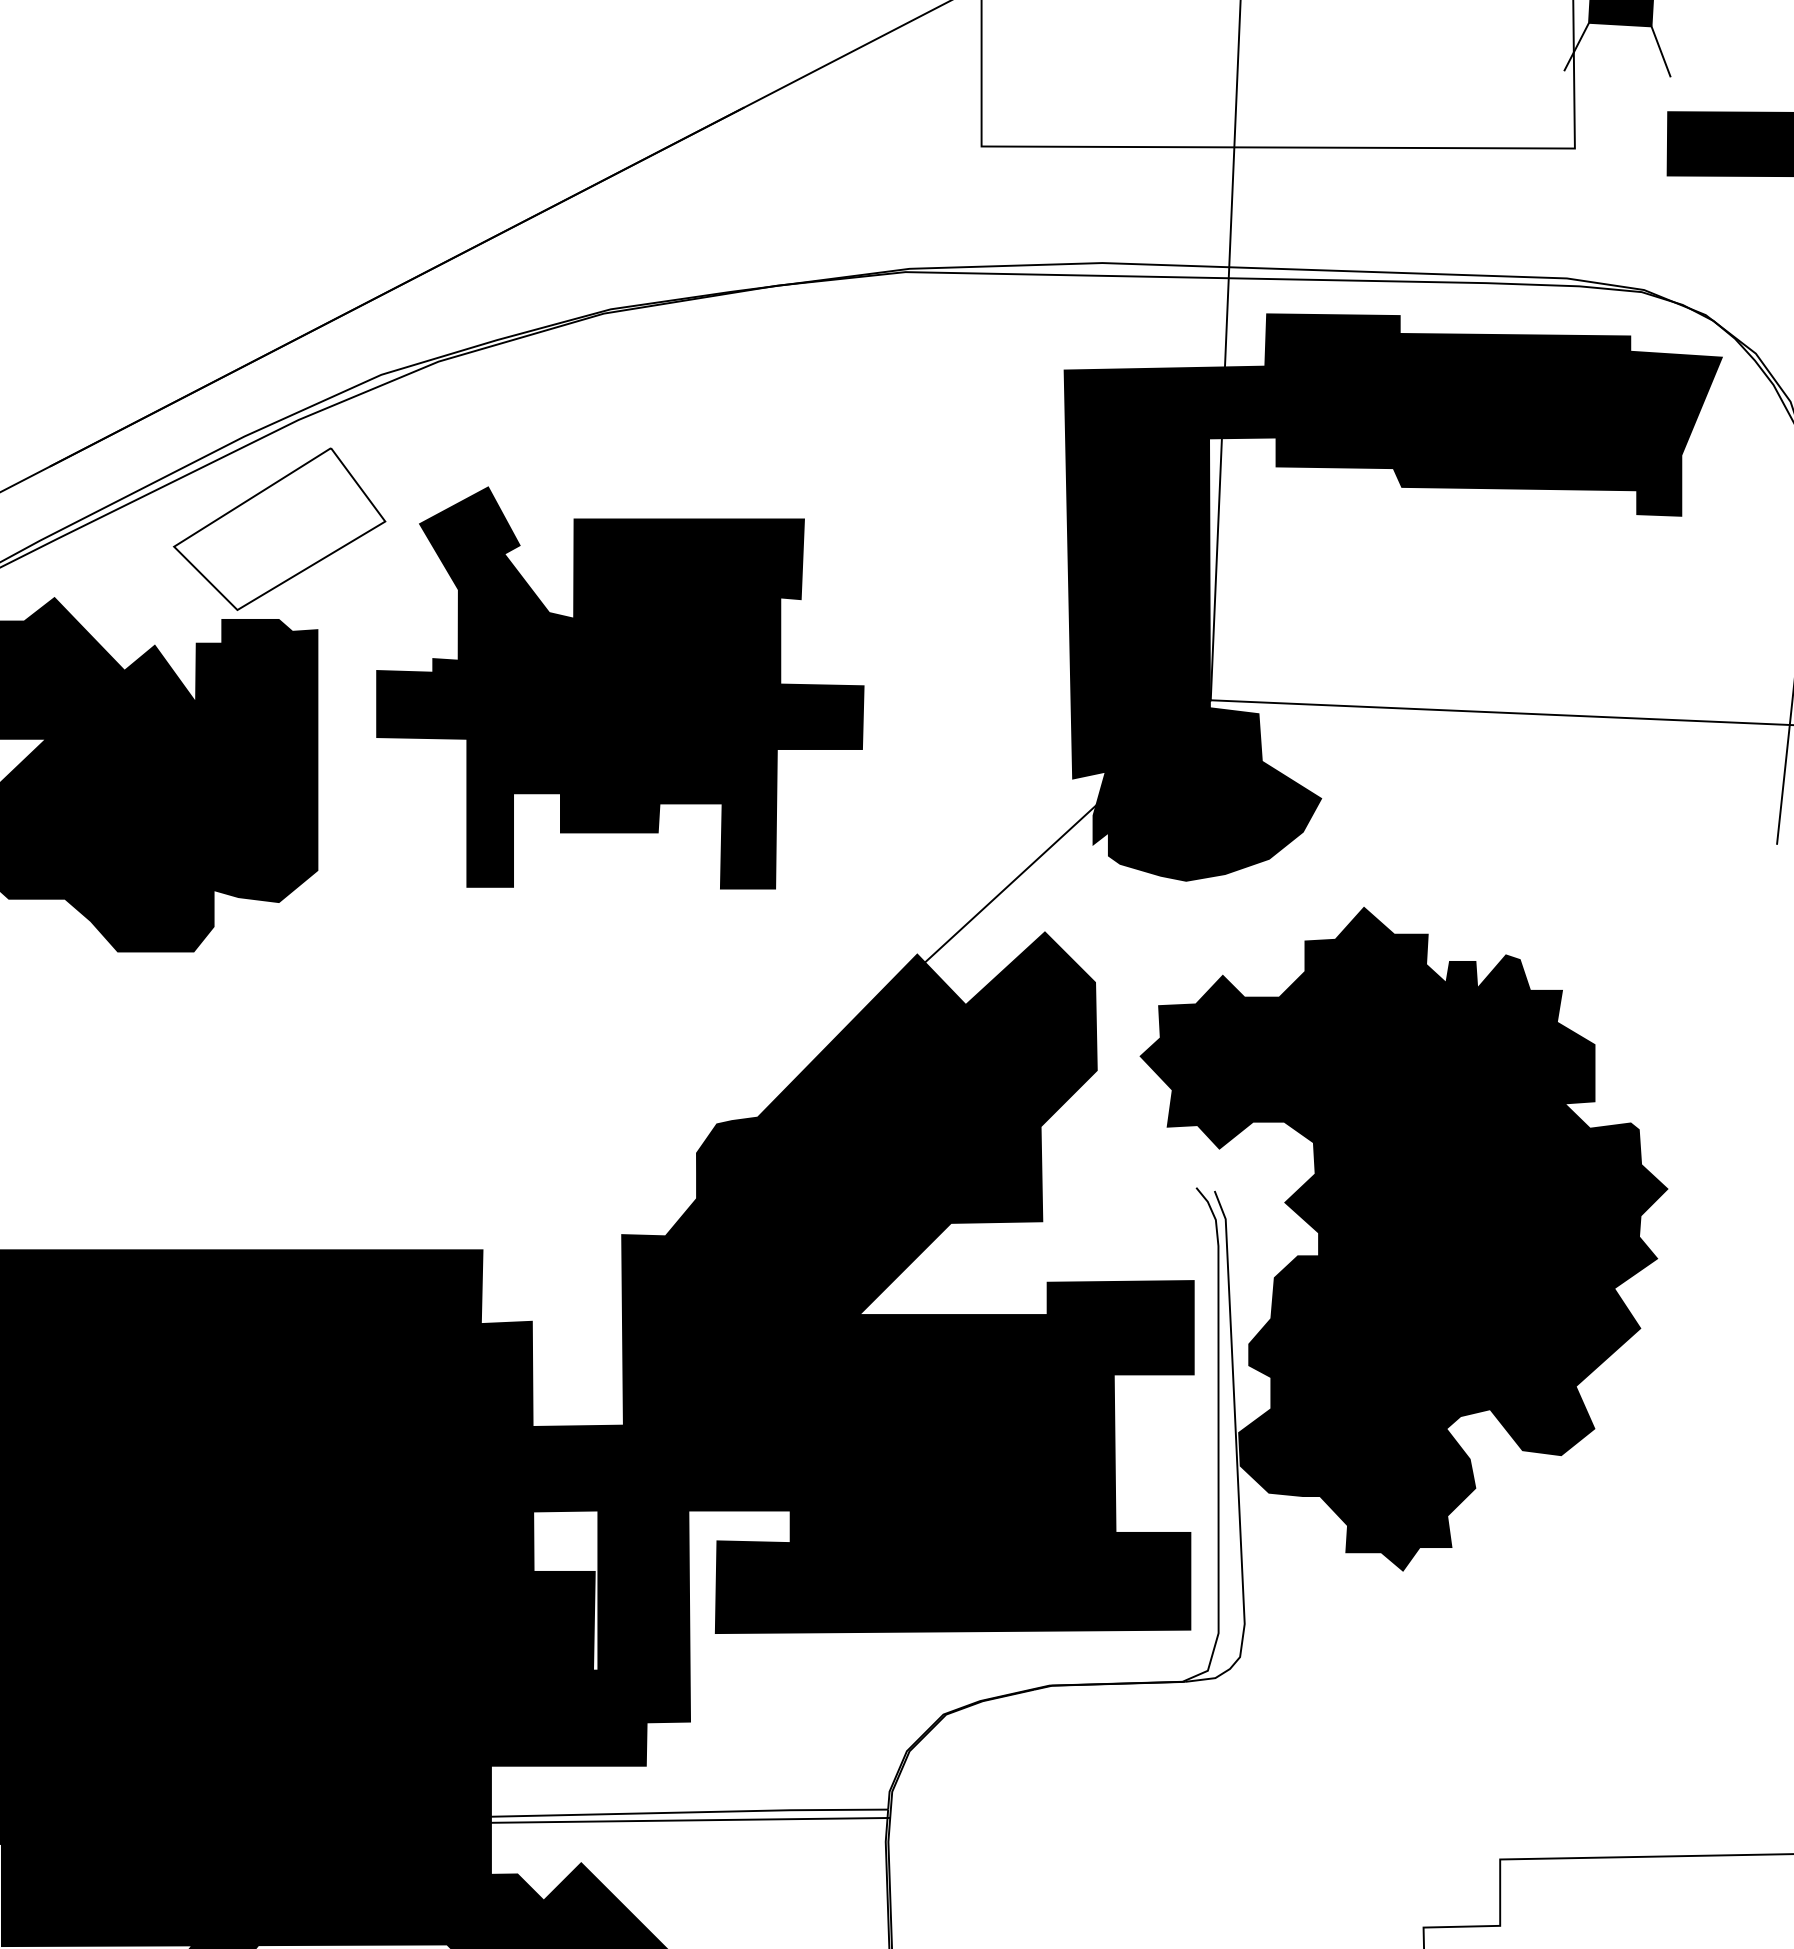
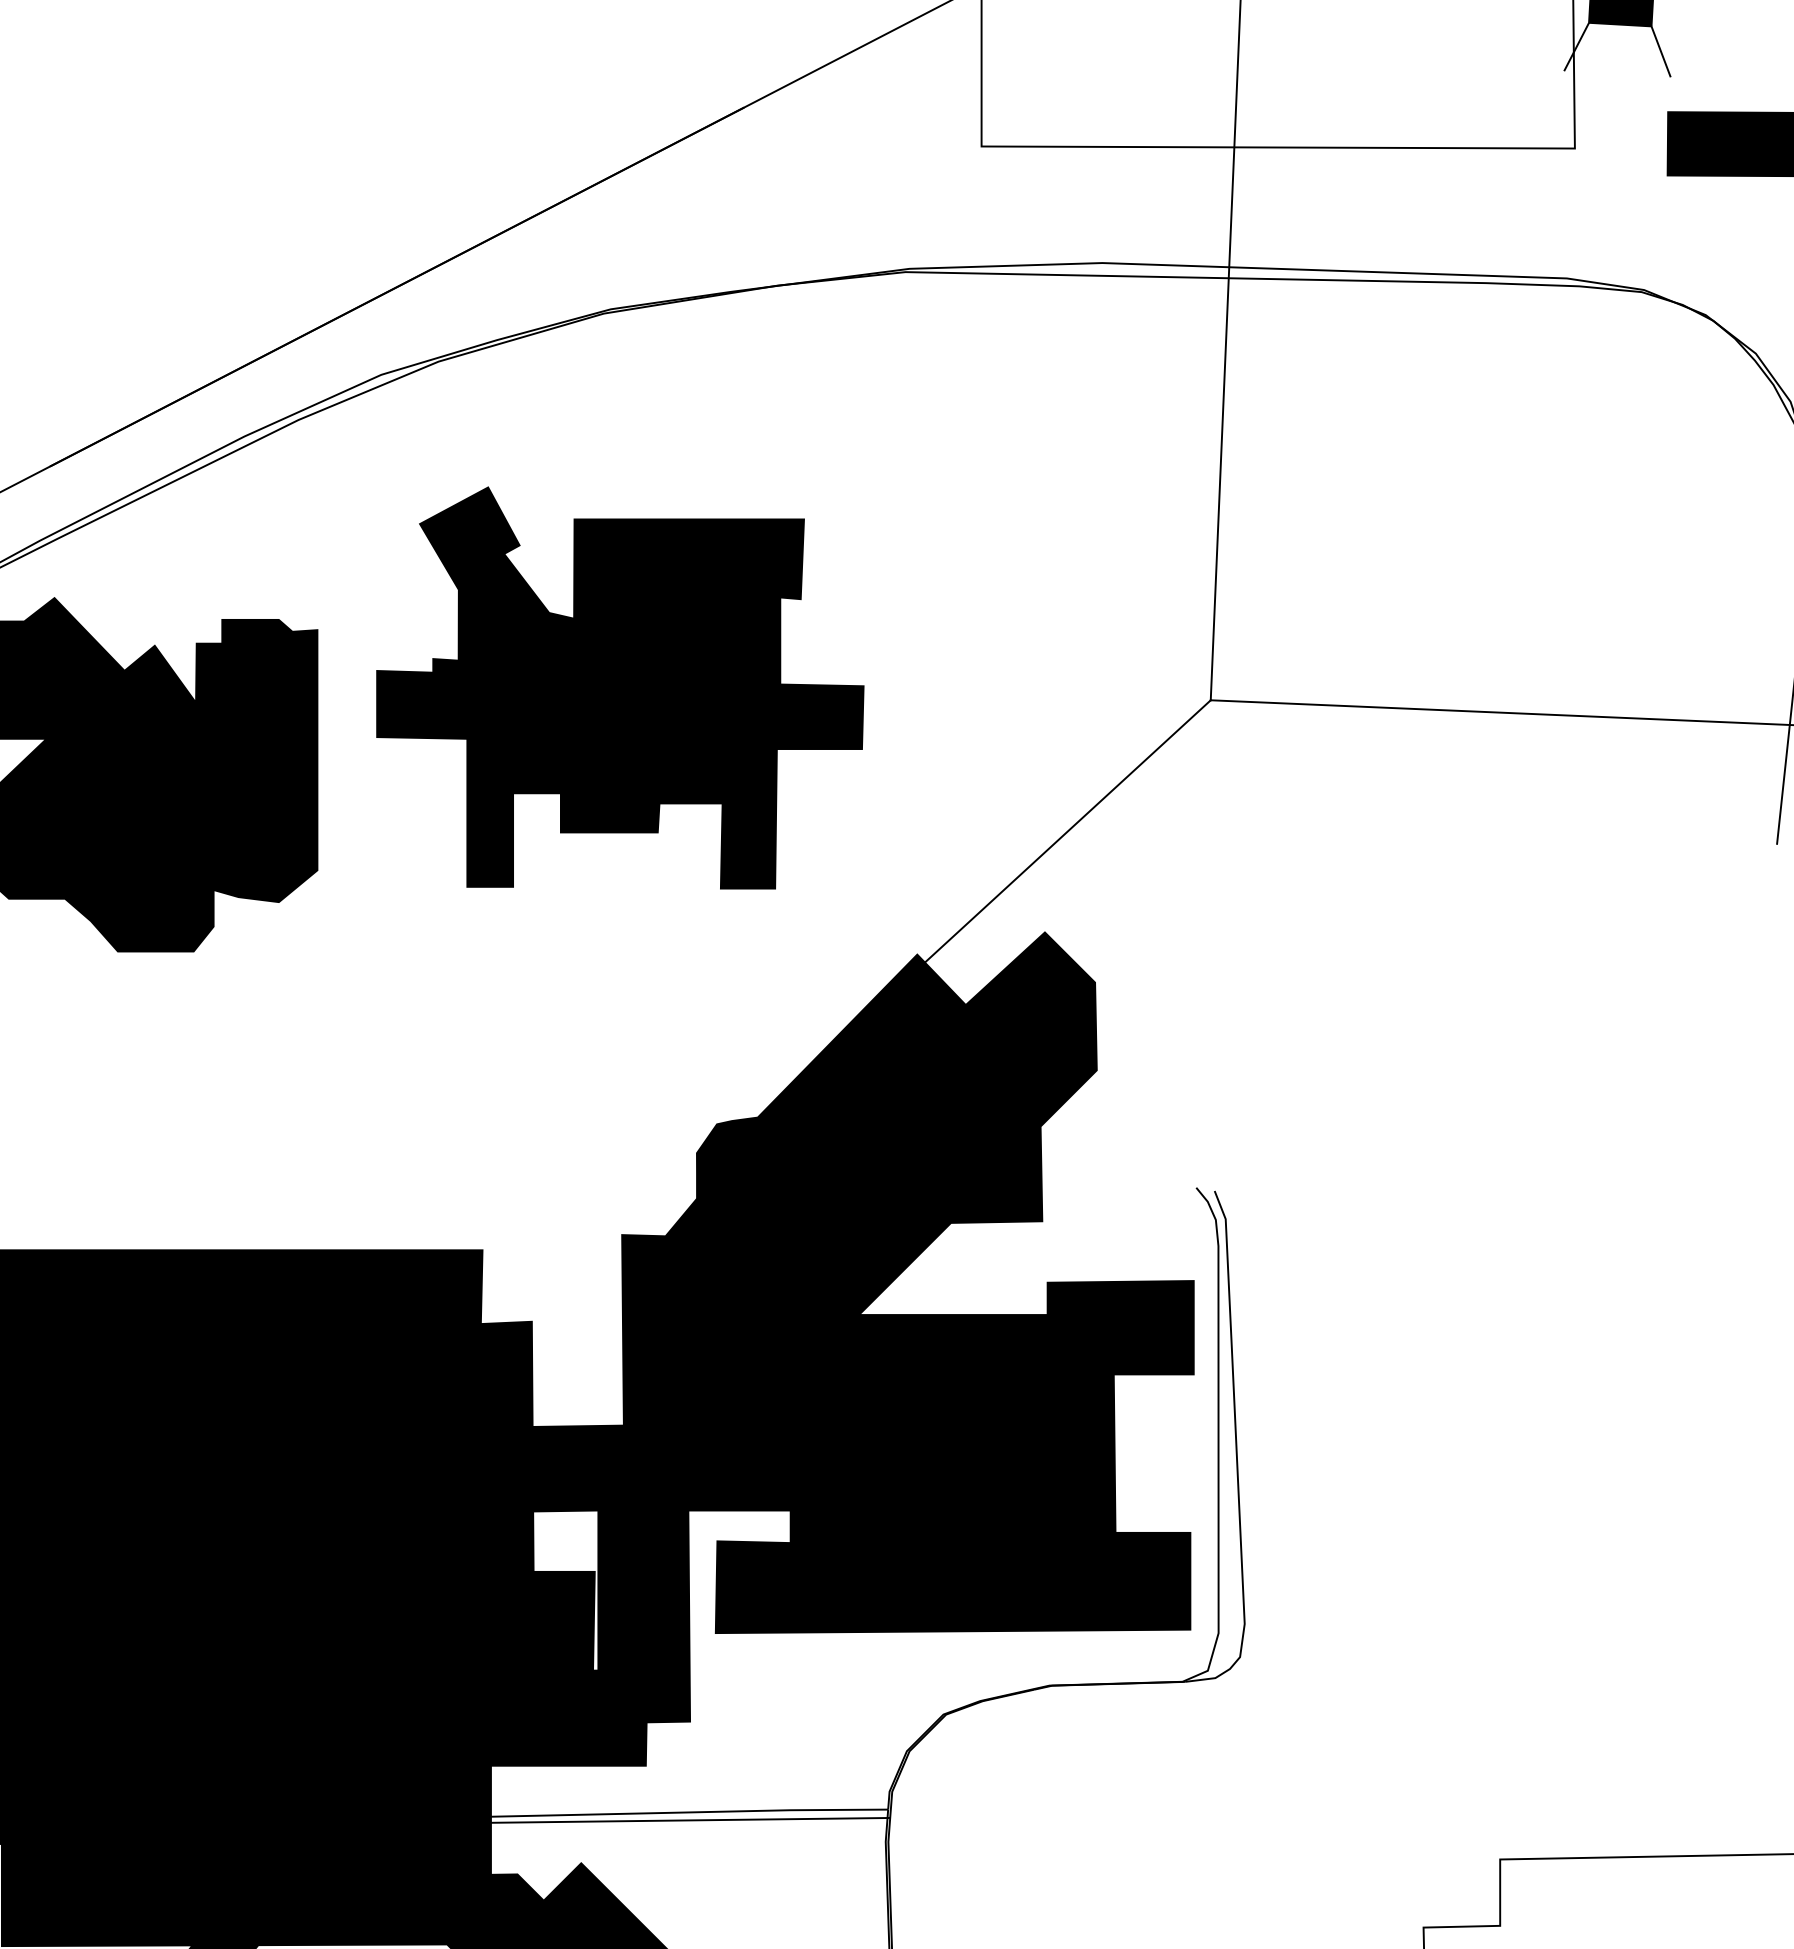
part: present -> none (279, 528)
fill: present -> none (1393, 597)
fill: present -> none (1403, 1238)
